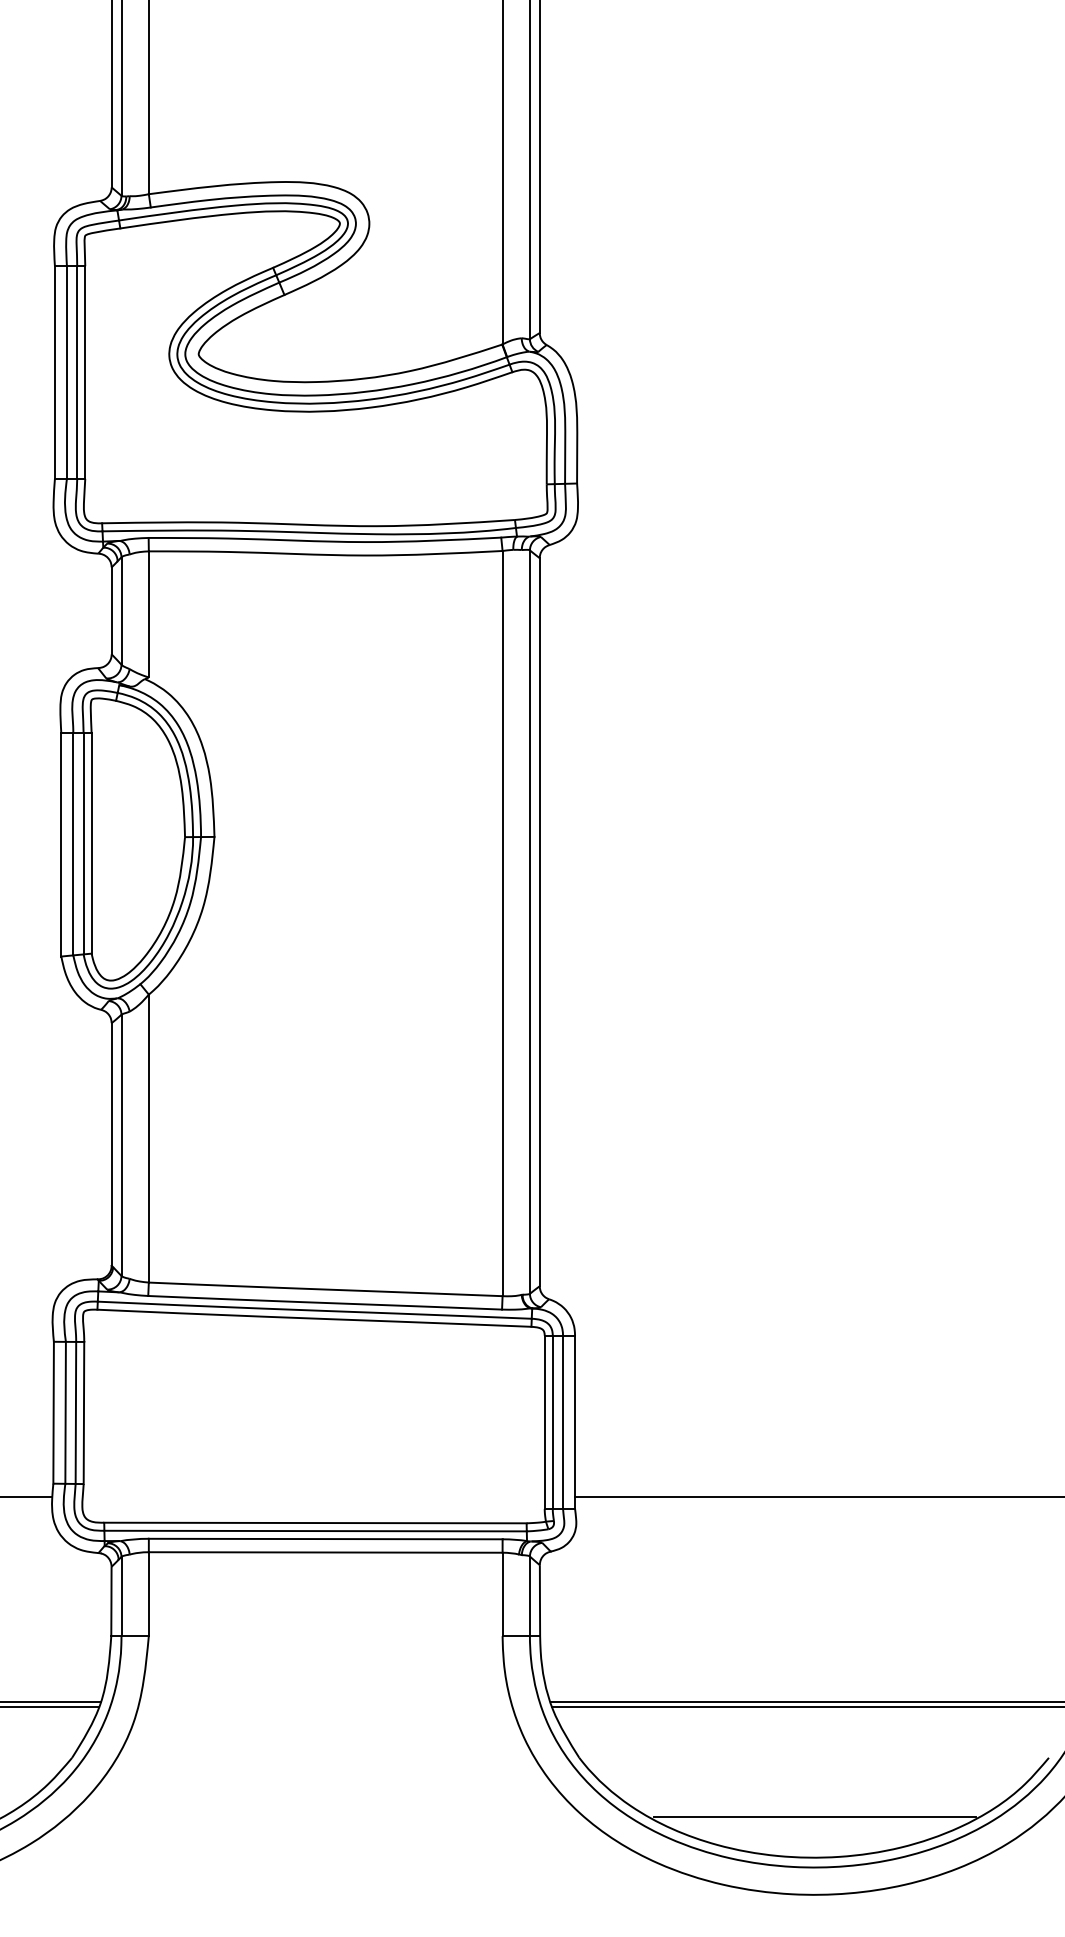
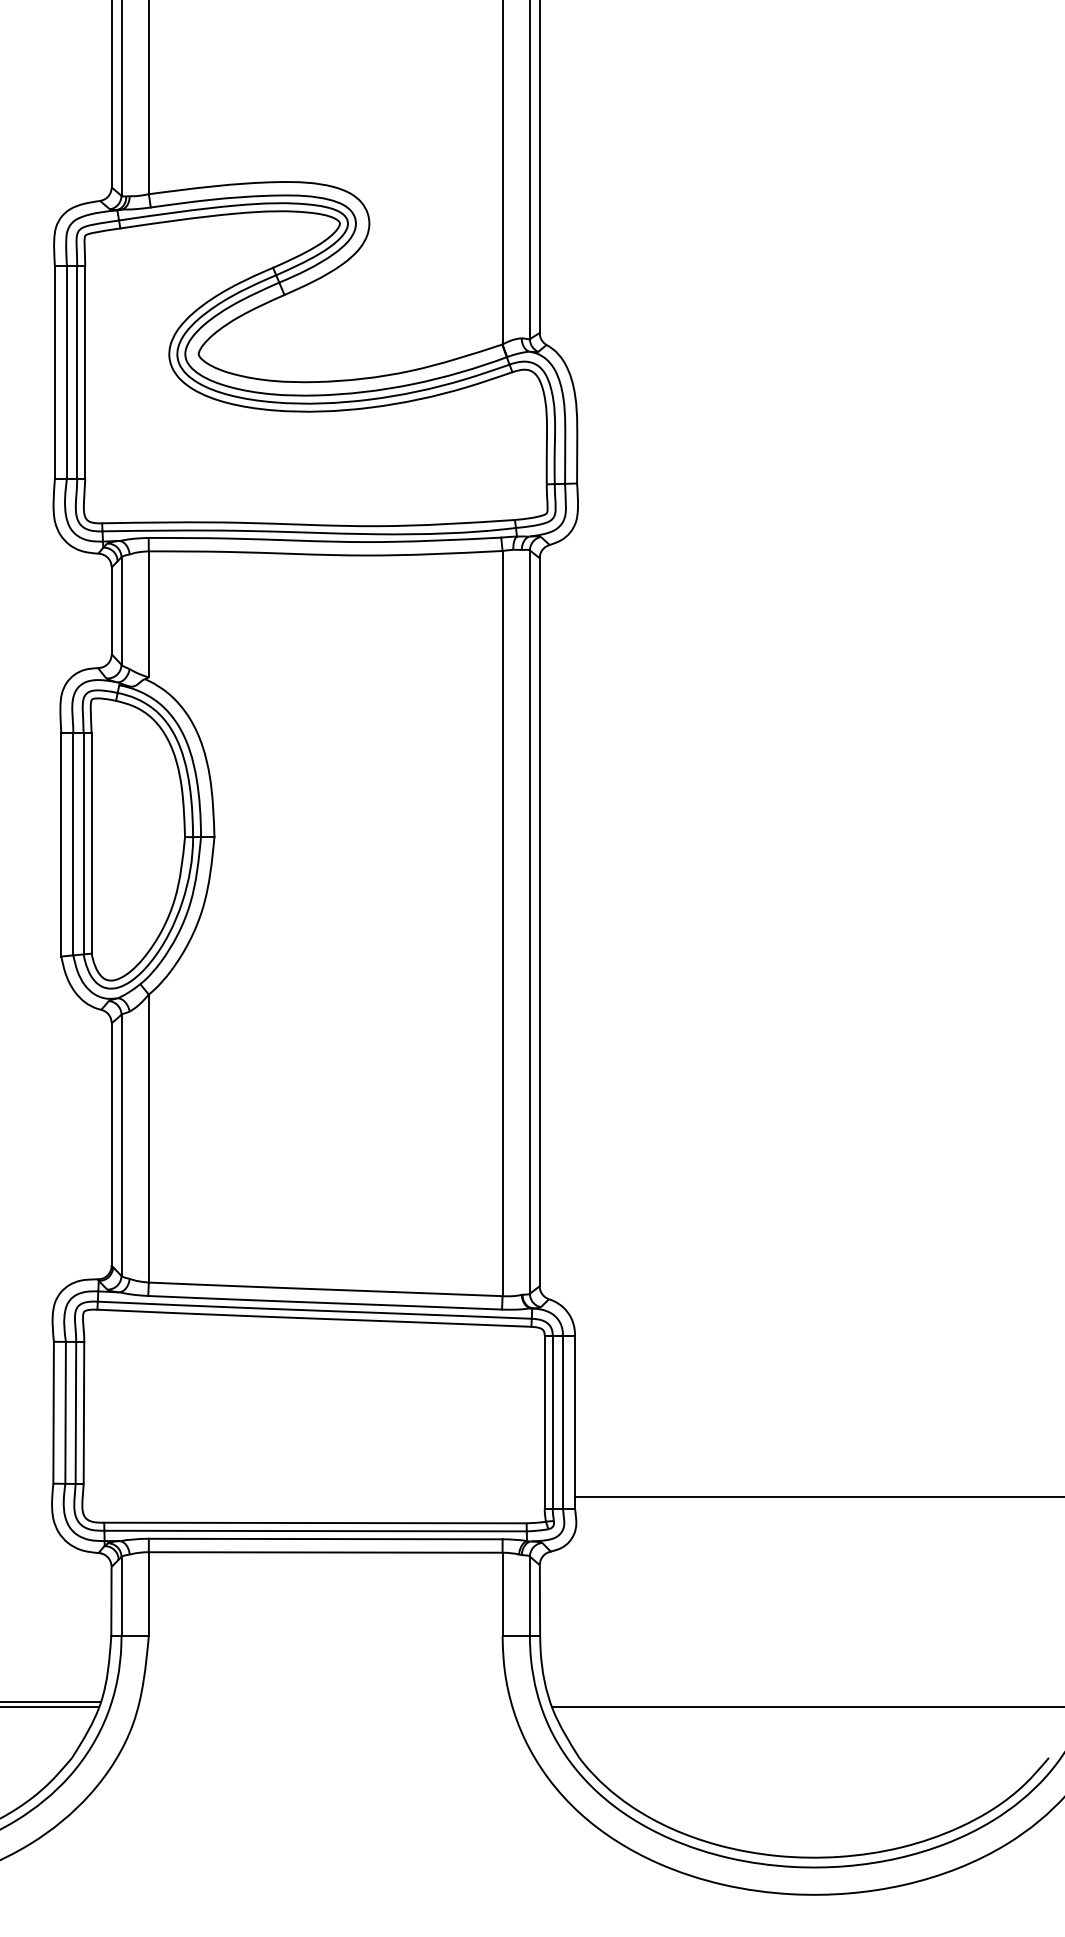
line: present -> none (27, 1497)
line: present -> none (806, 1701)
line: present -> none (814, 1816)
